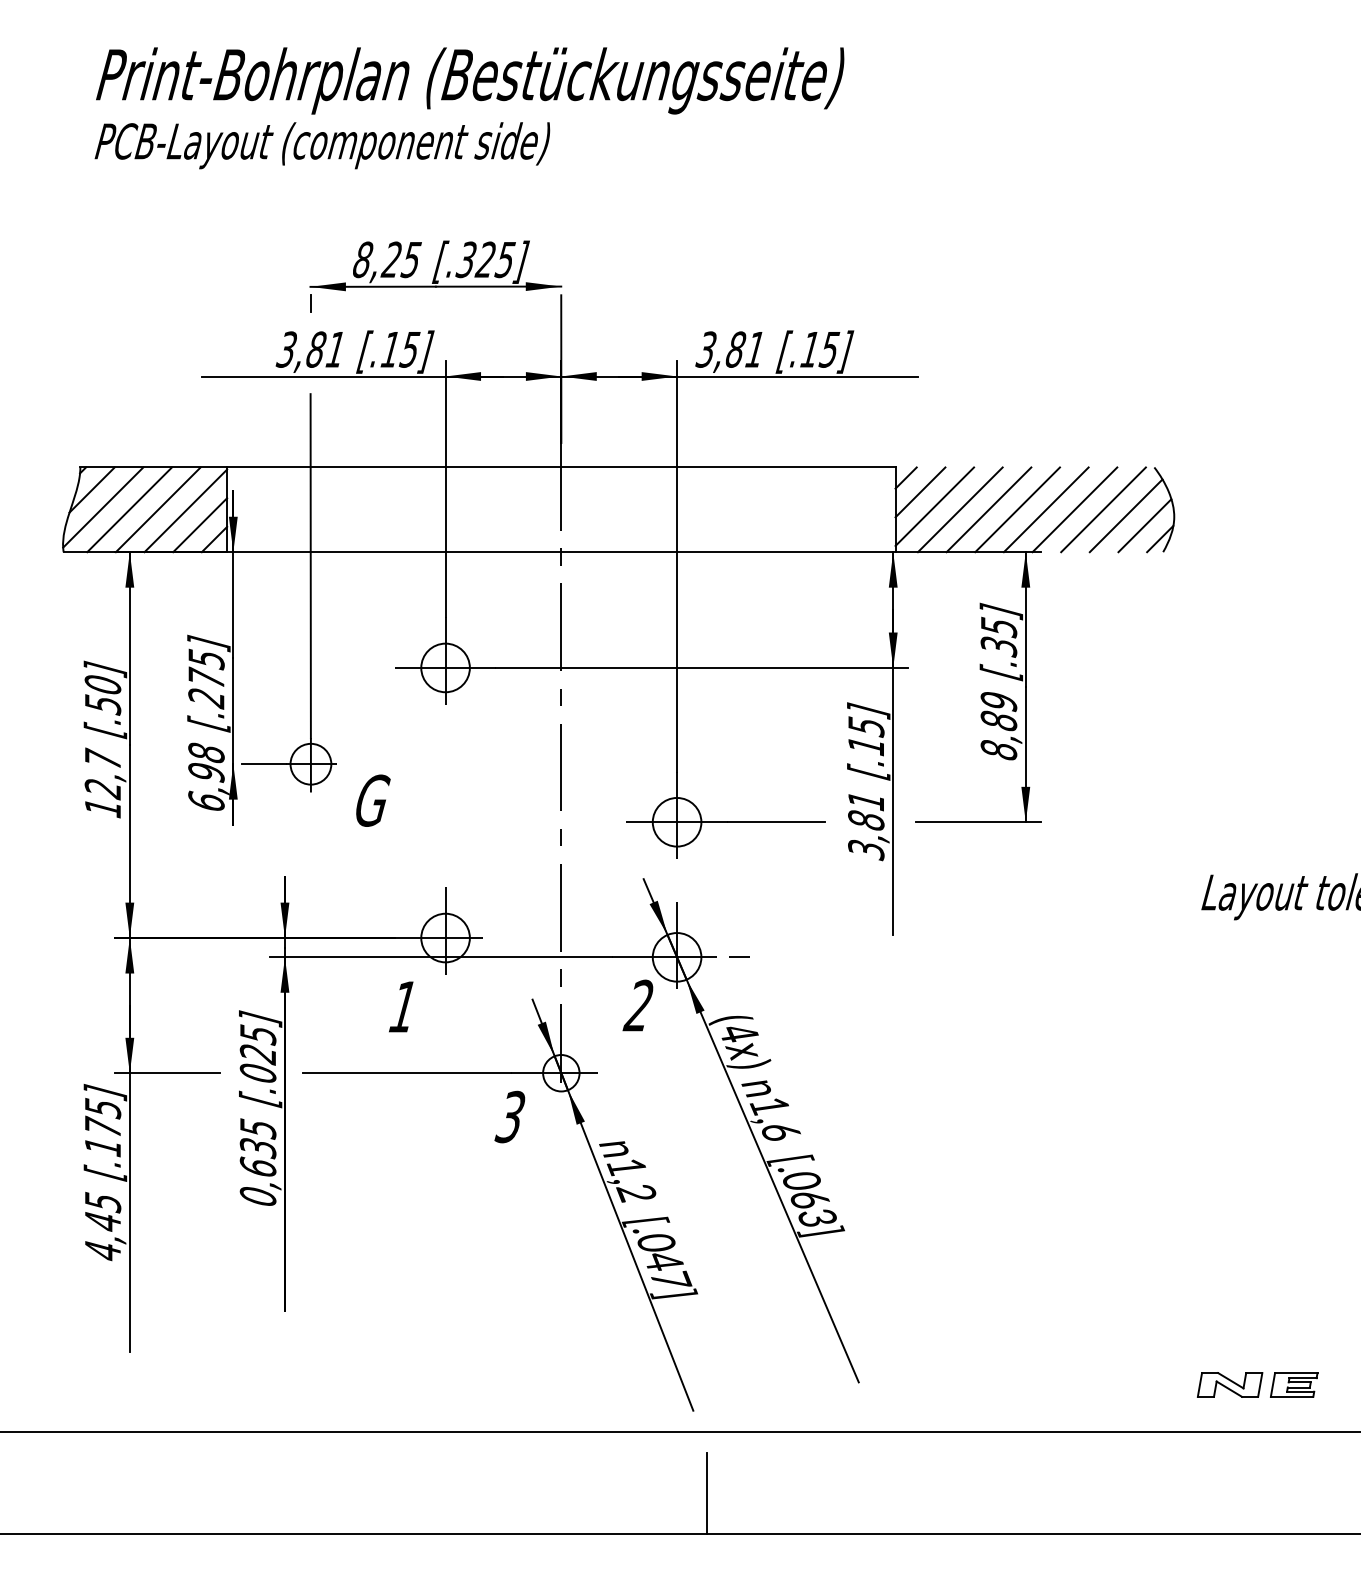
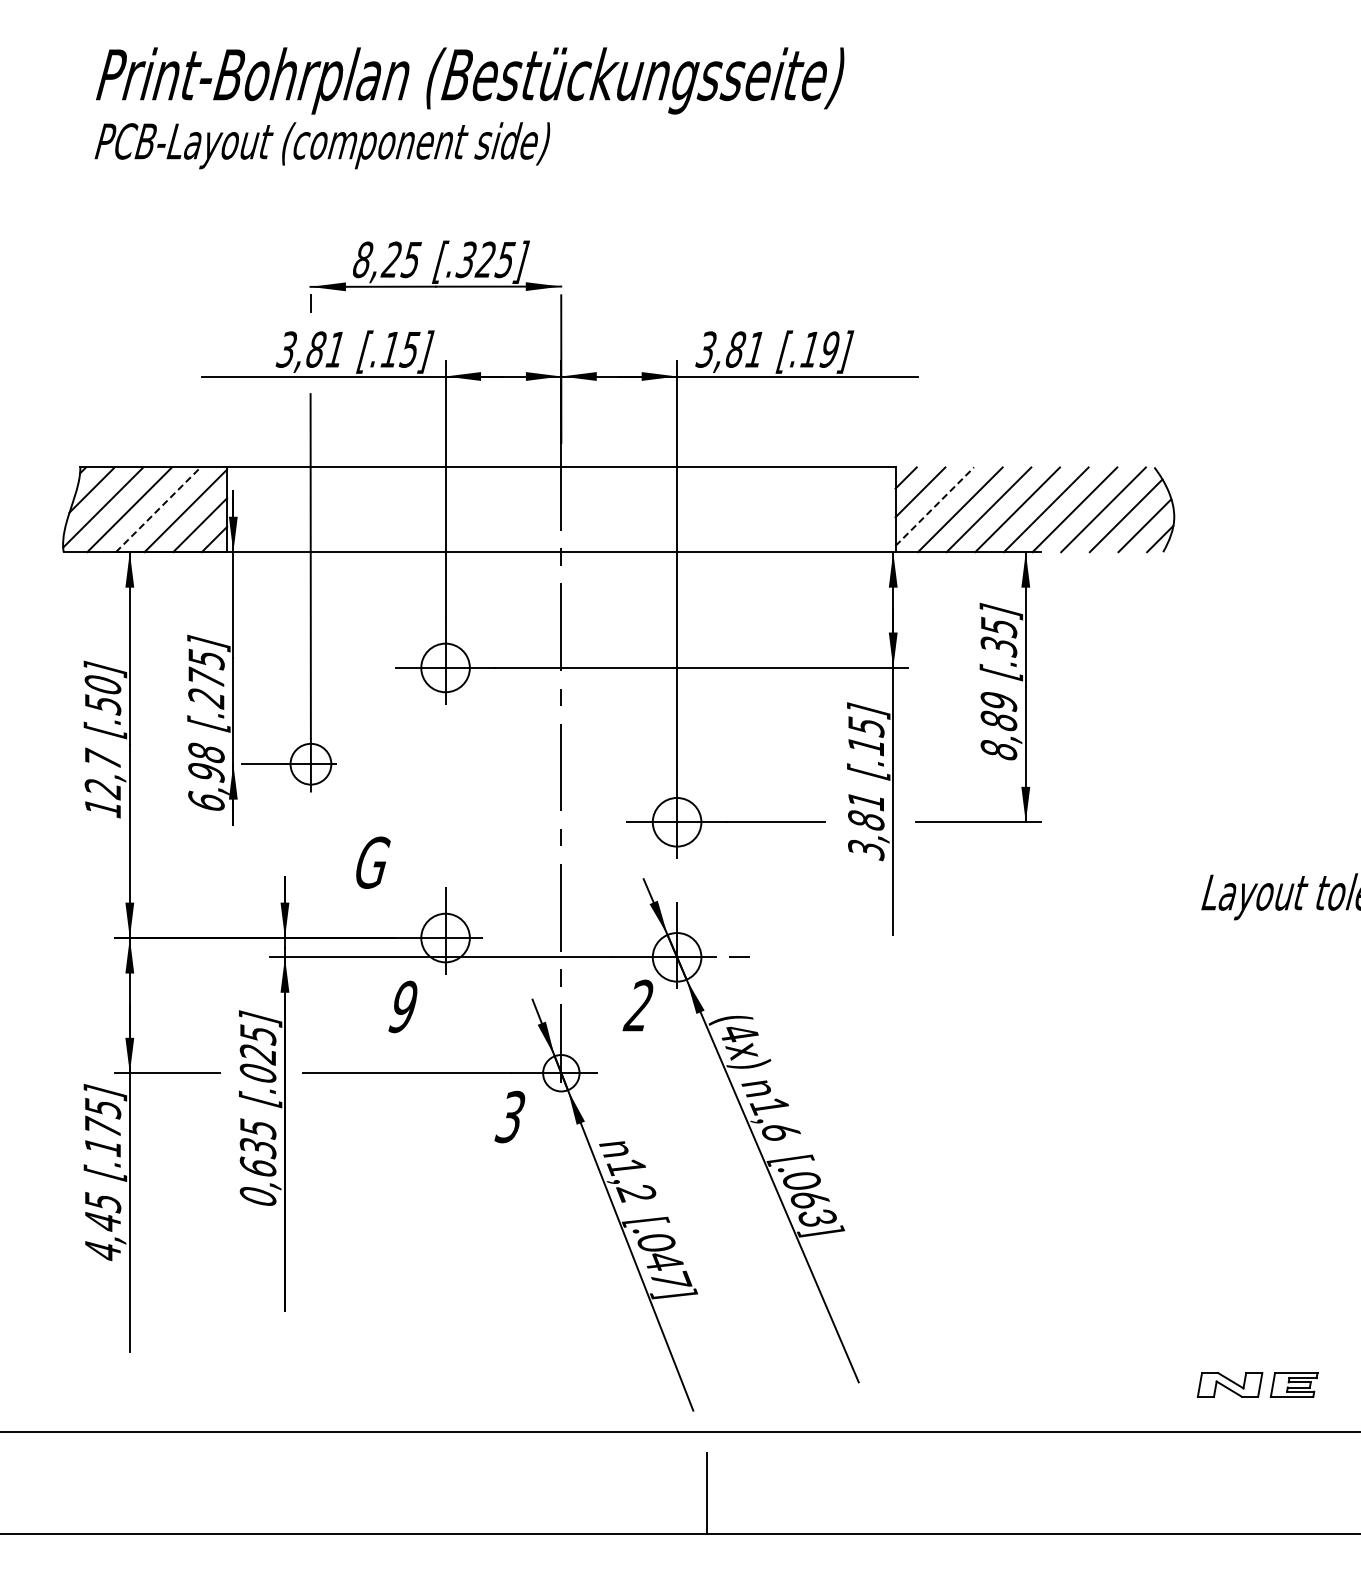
text: [.15] -> [.19] (829, 349)
line: solid -> dashed (934, 506)
line: solid -> dashed (158, 509)
text position: (373, 800) -> (373, 862) (373, 862)
text: 1 -> 9 (402, 1006)
